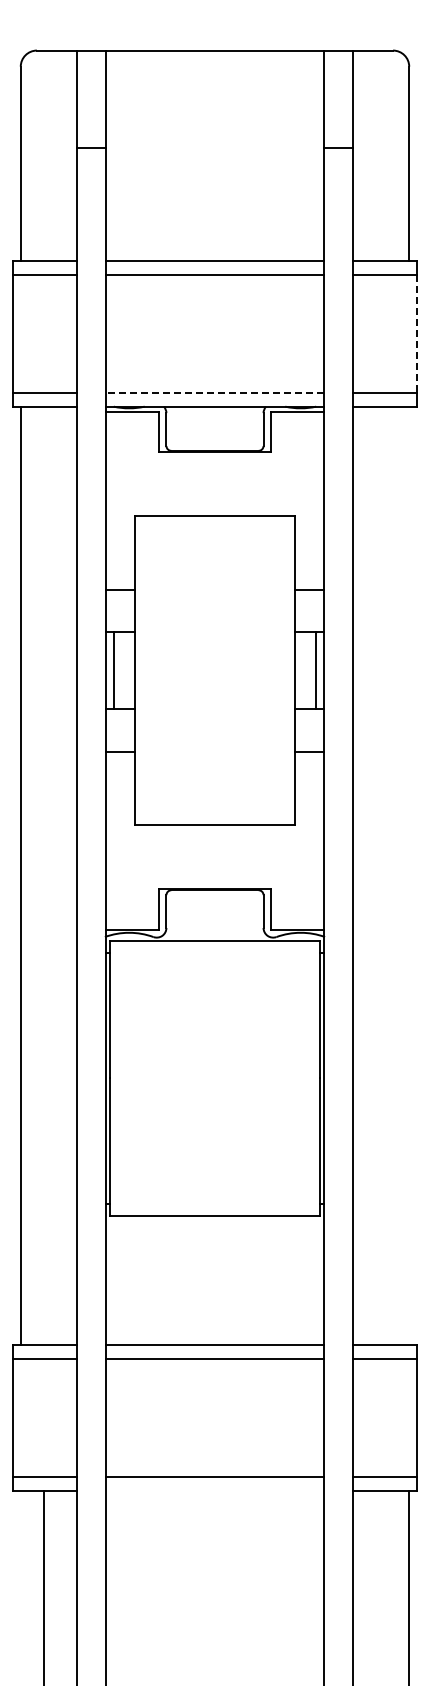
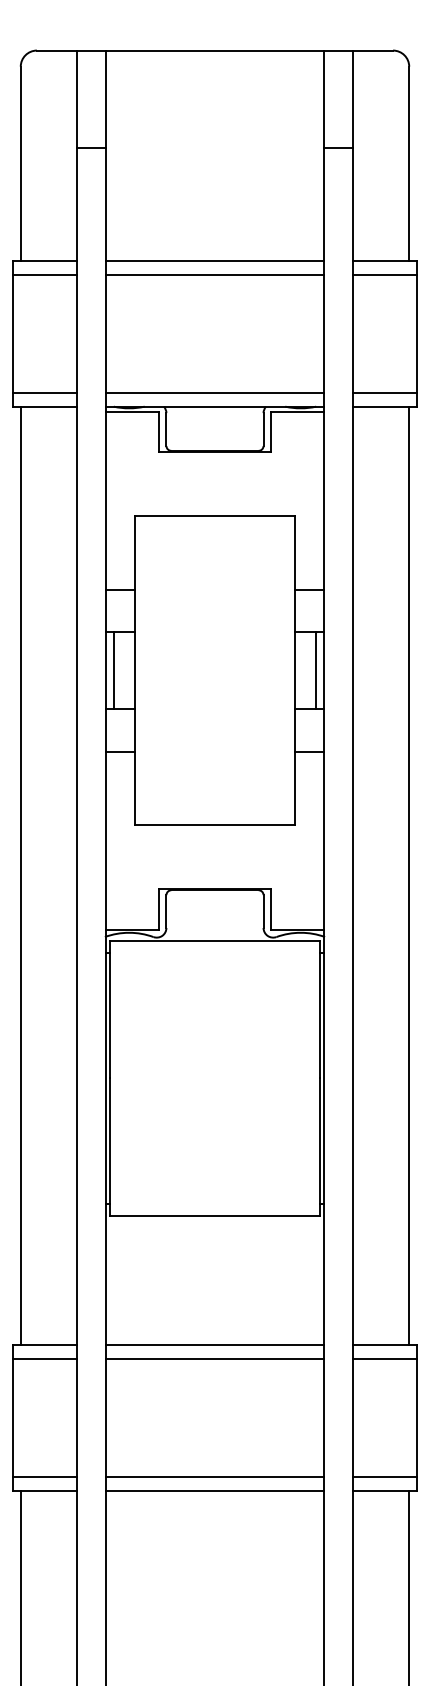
line: dashed -> solid (417, 333)
line: dashed -> solid (214, 392)
line: none -> present (409, 875)
line: none -> present (214, 1491)
line position: (43, 1586) -> (20, 1586) (20, 1586)
